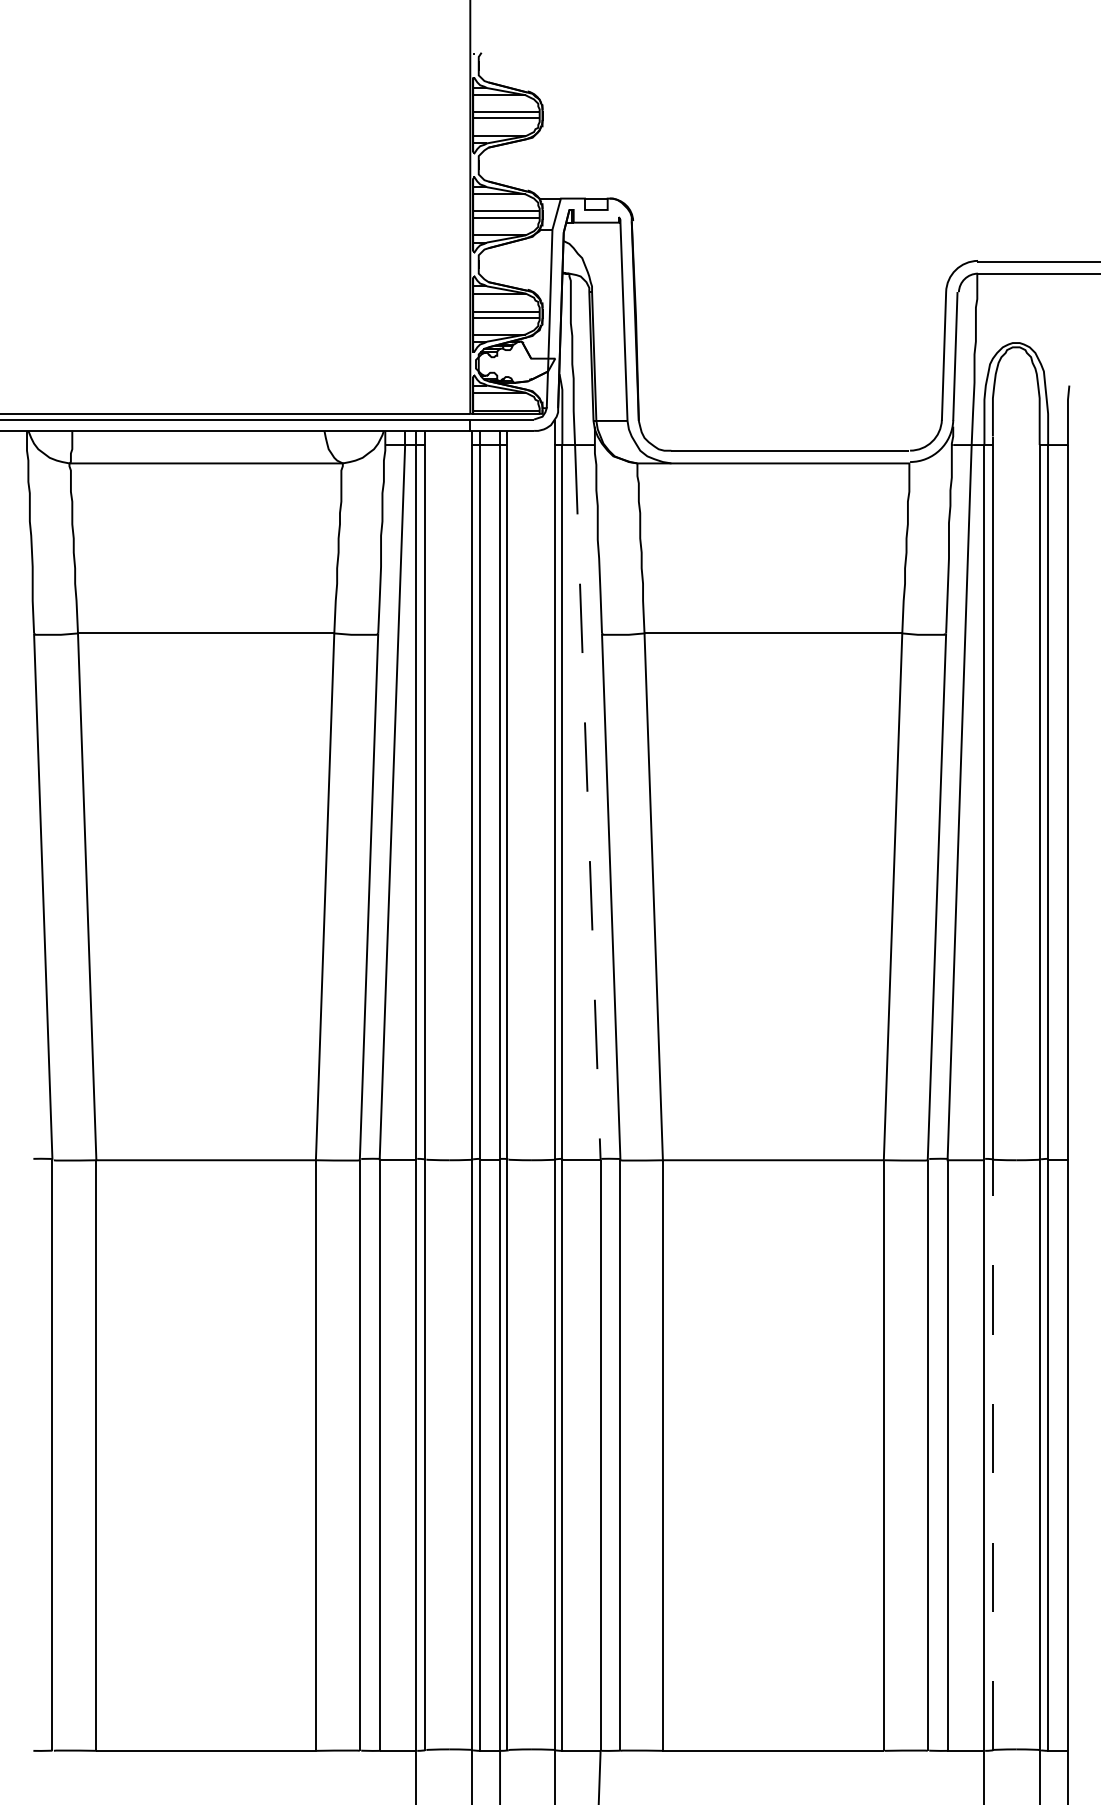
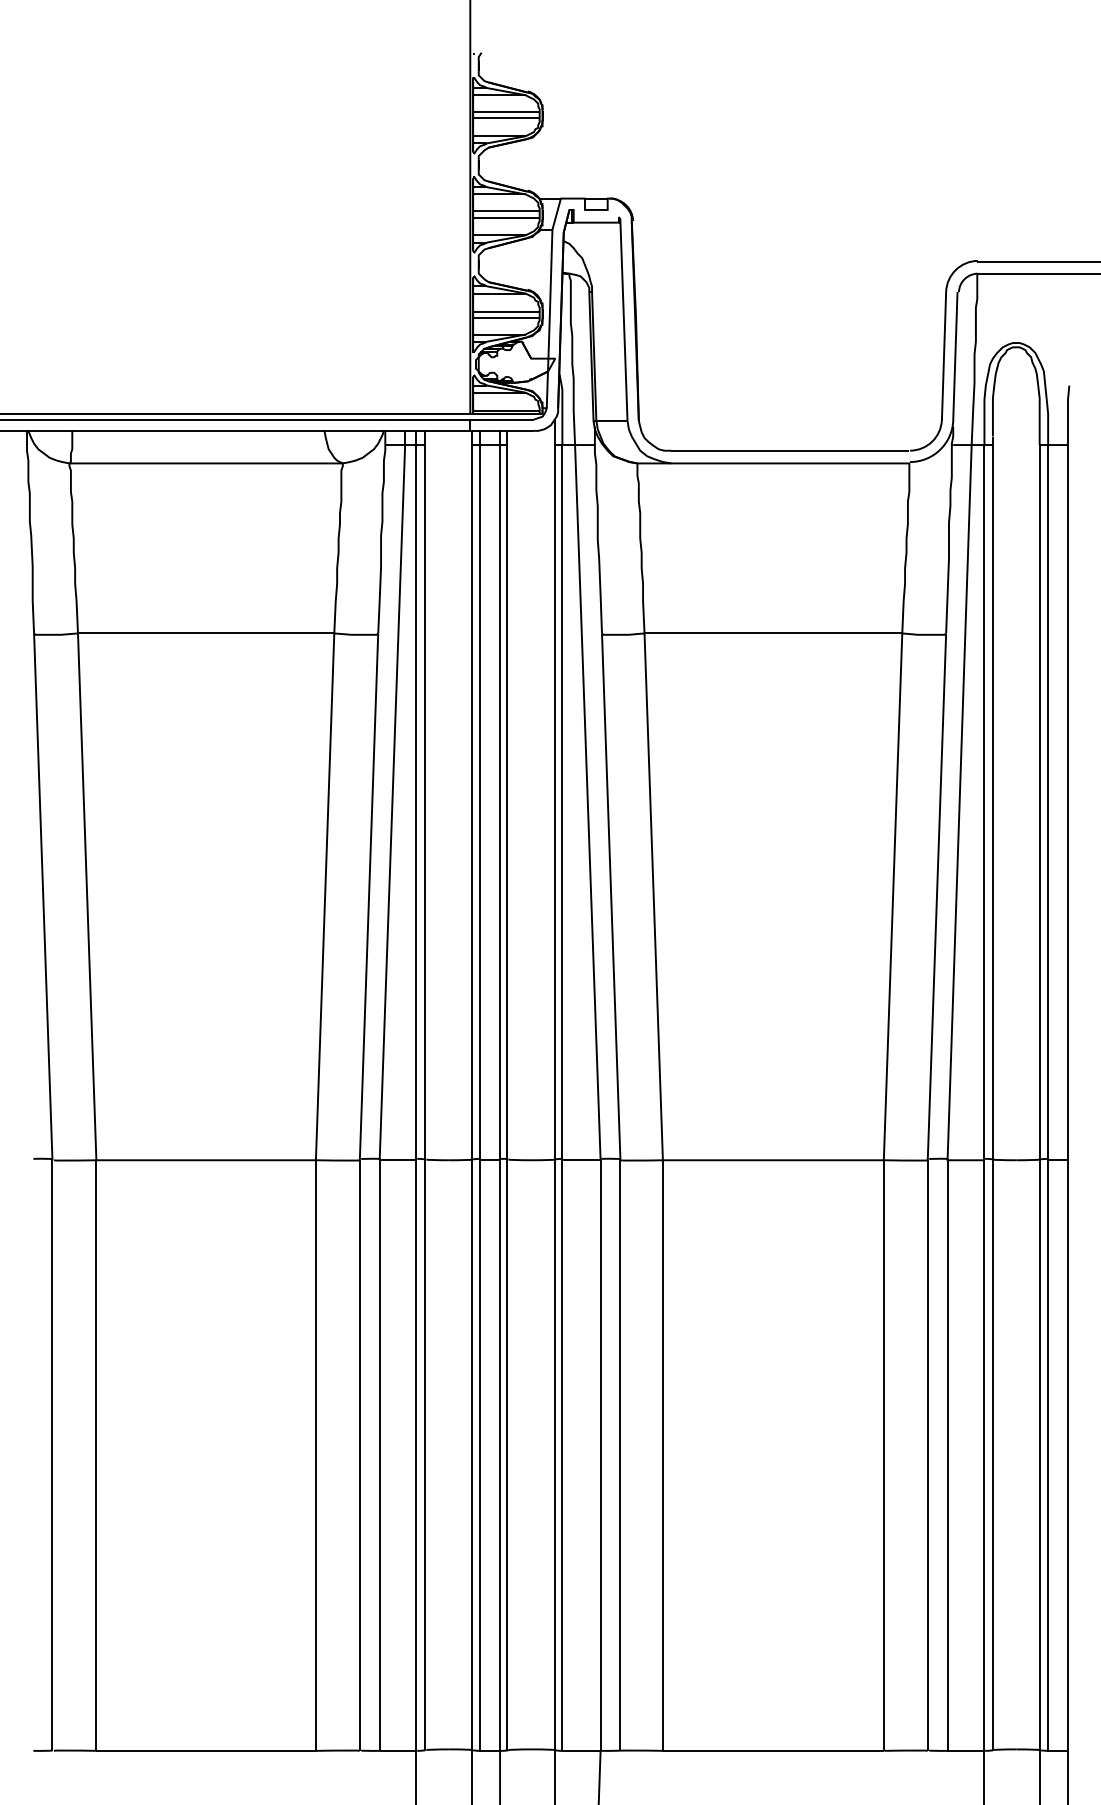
line: dashed -> solid (587, 802)
line: dashed -> solid (992, 1455)
